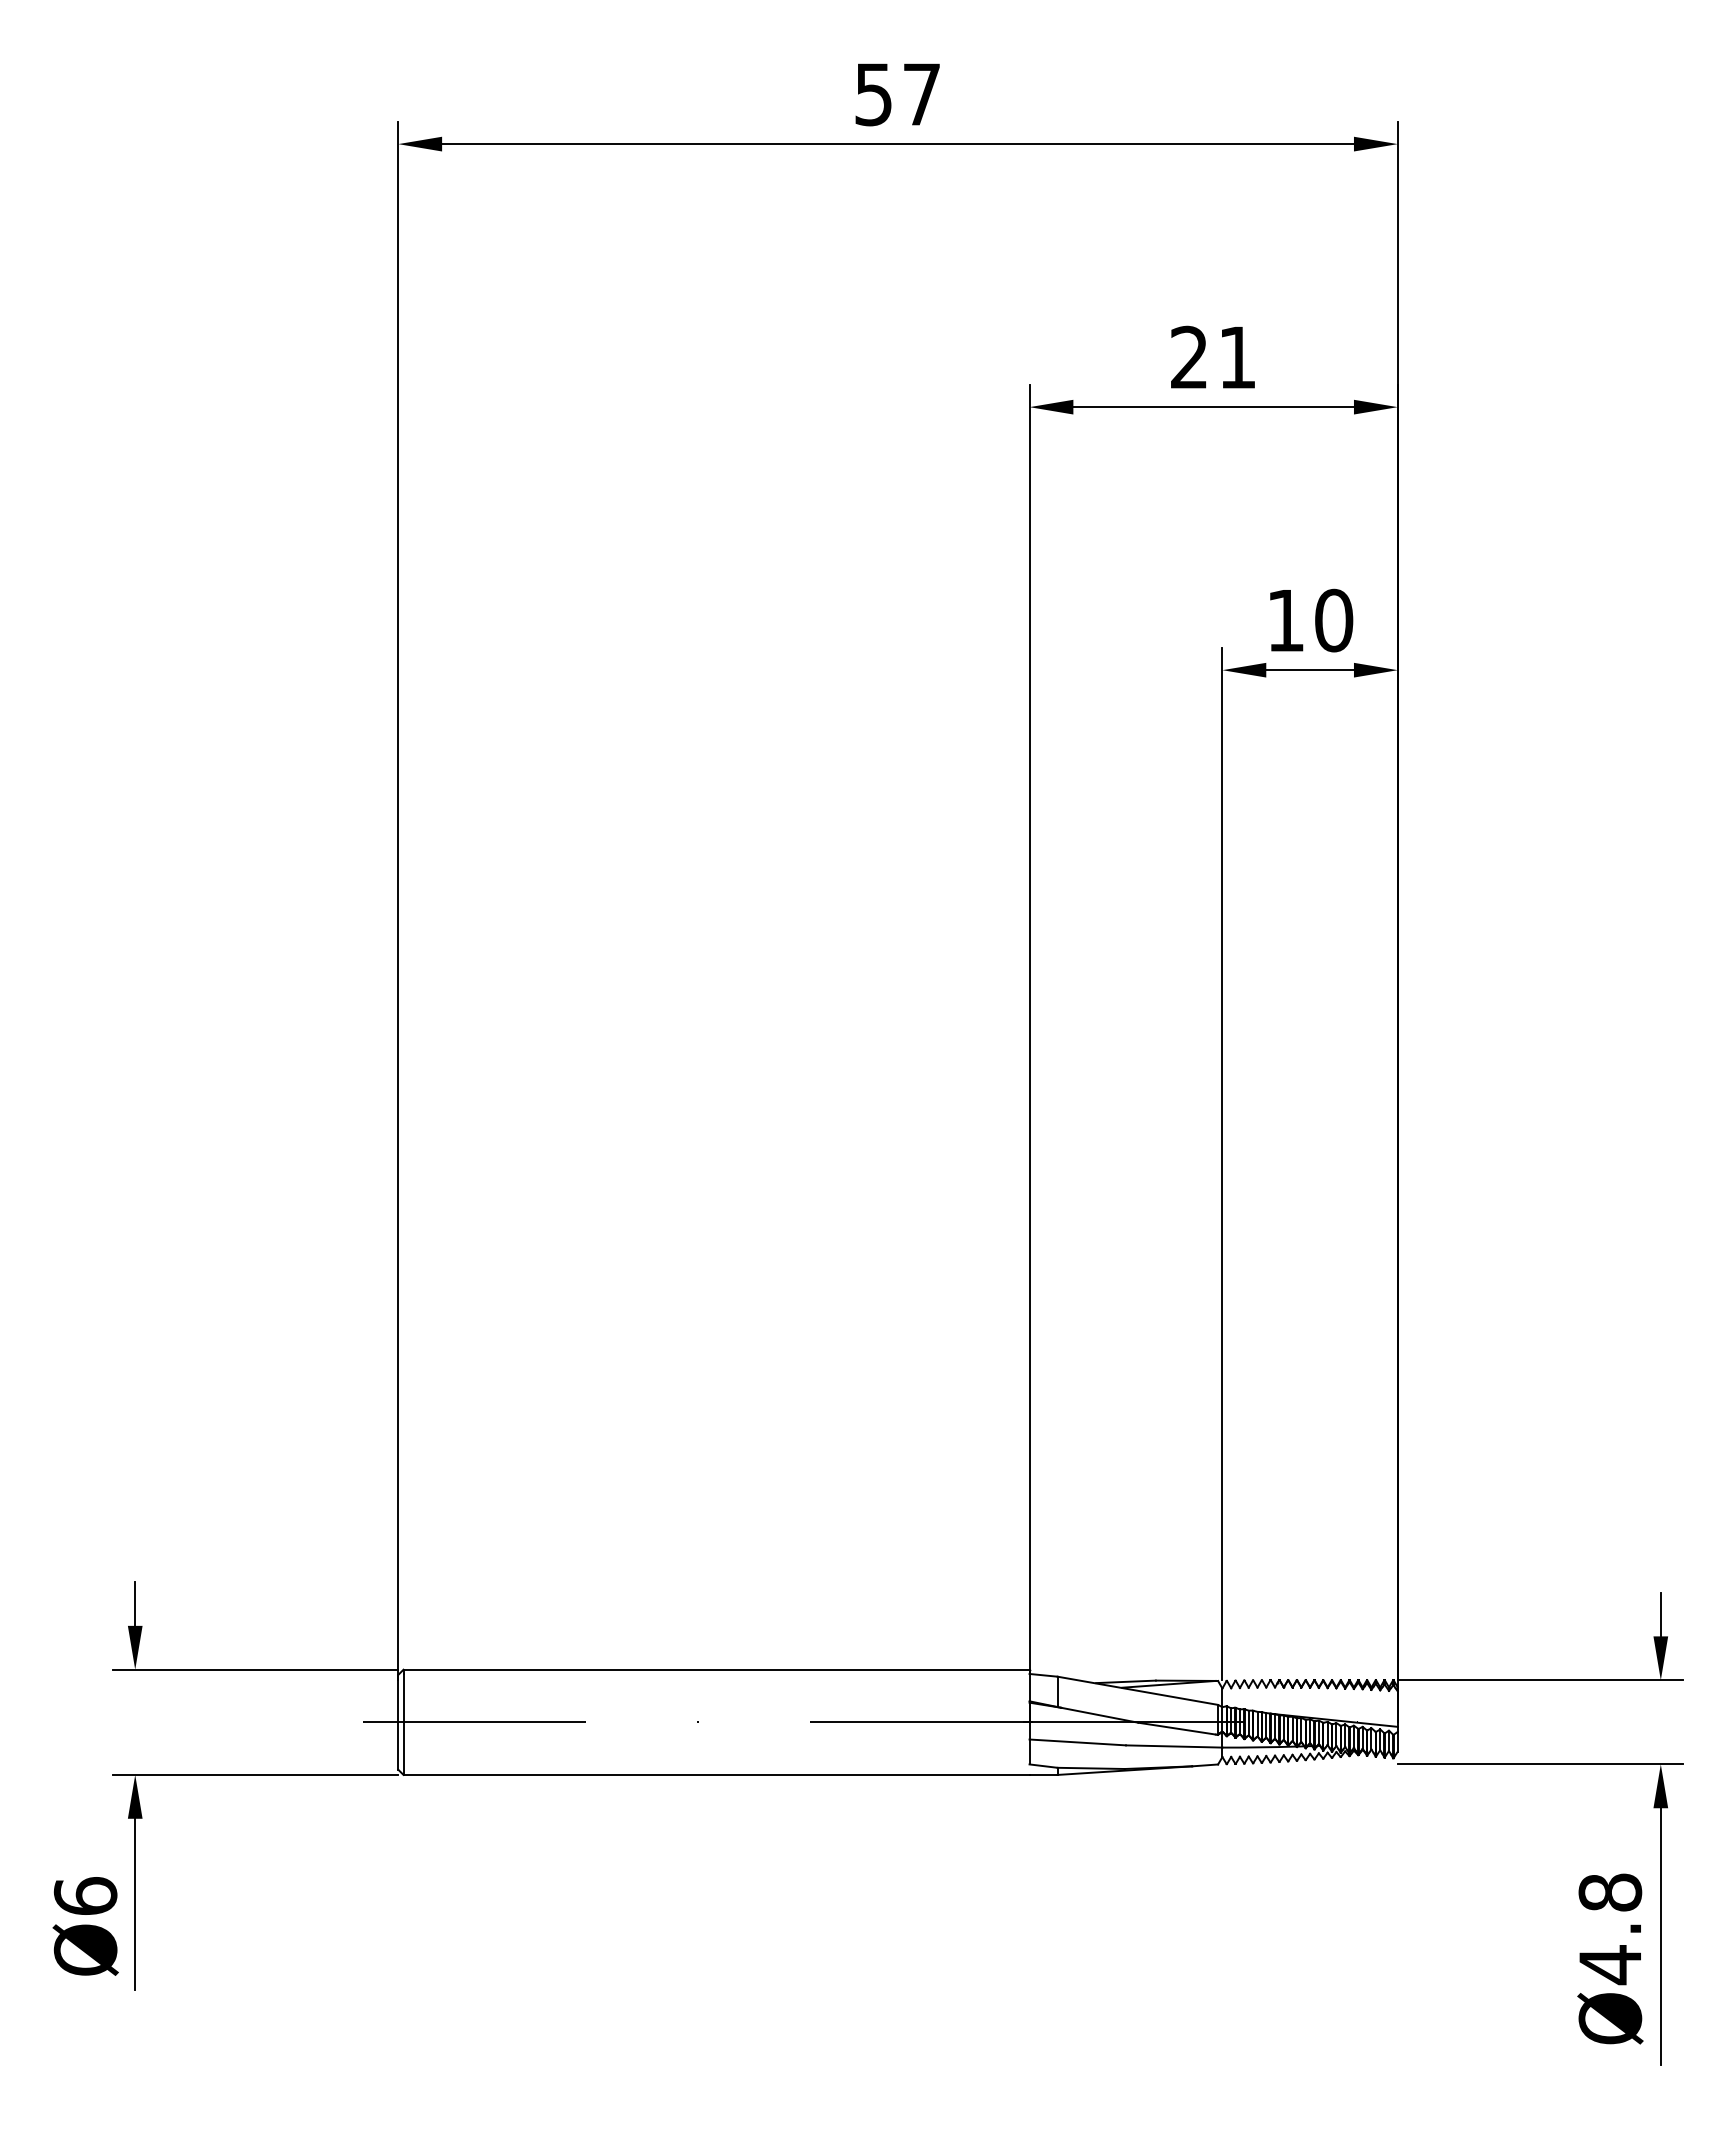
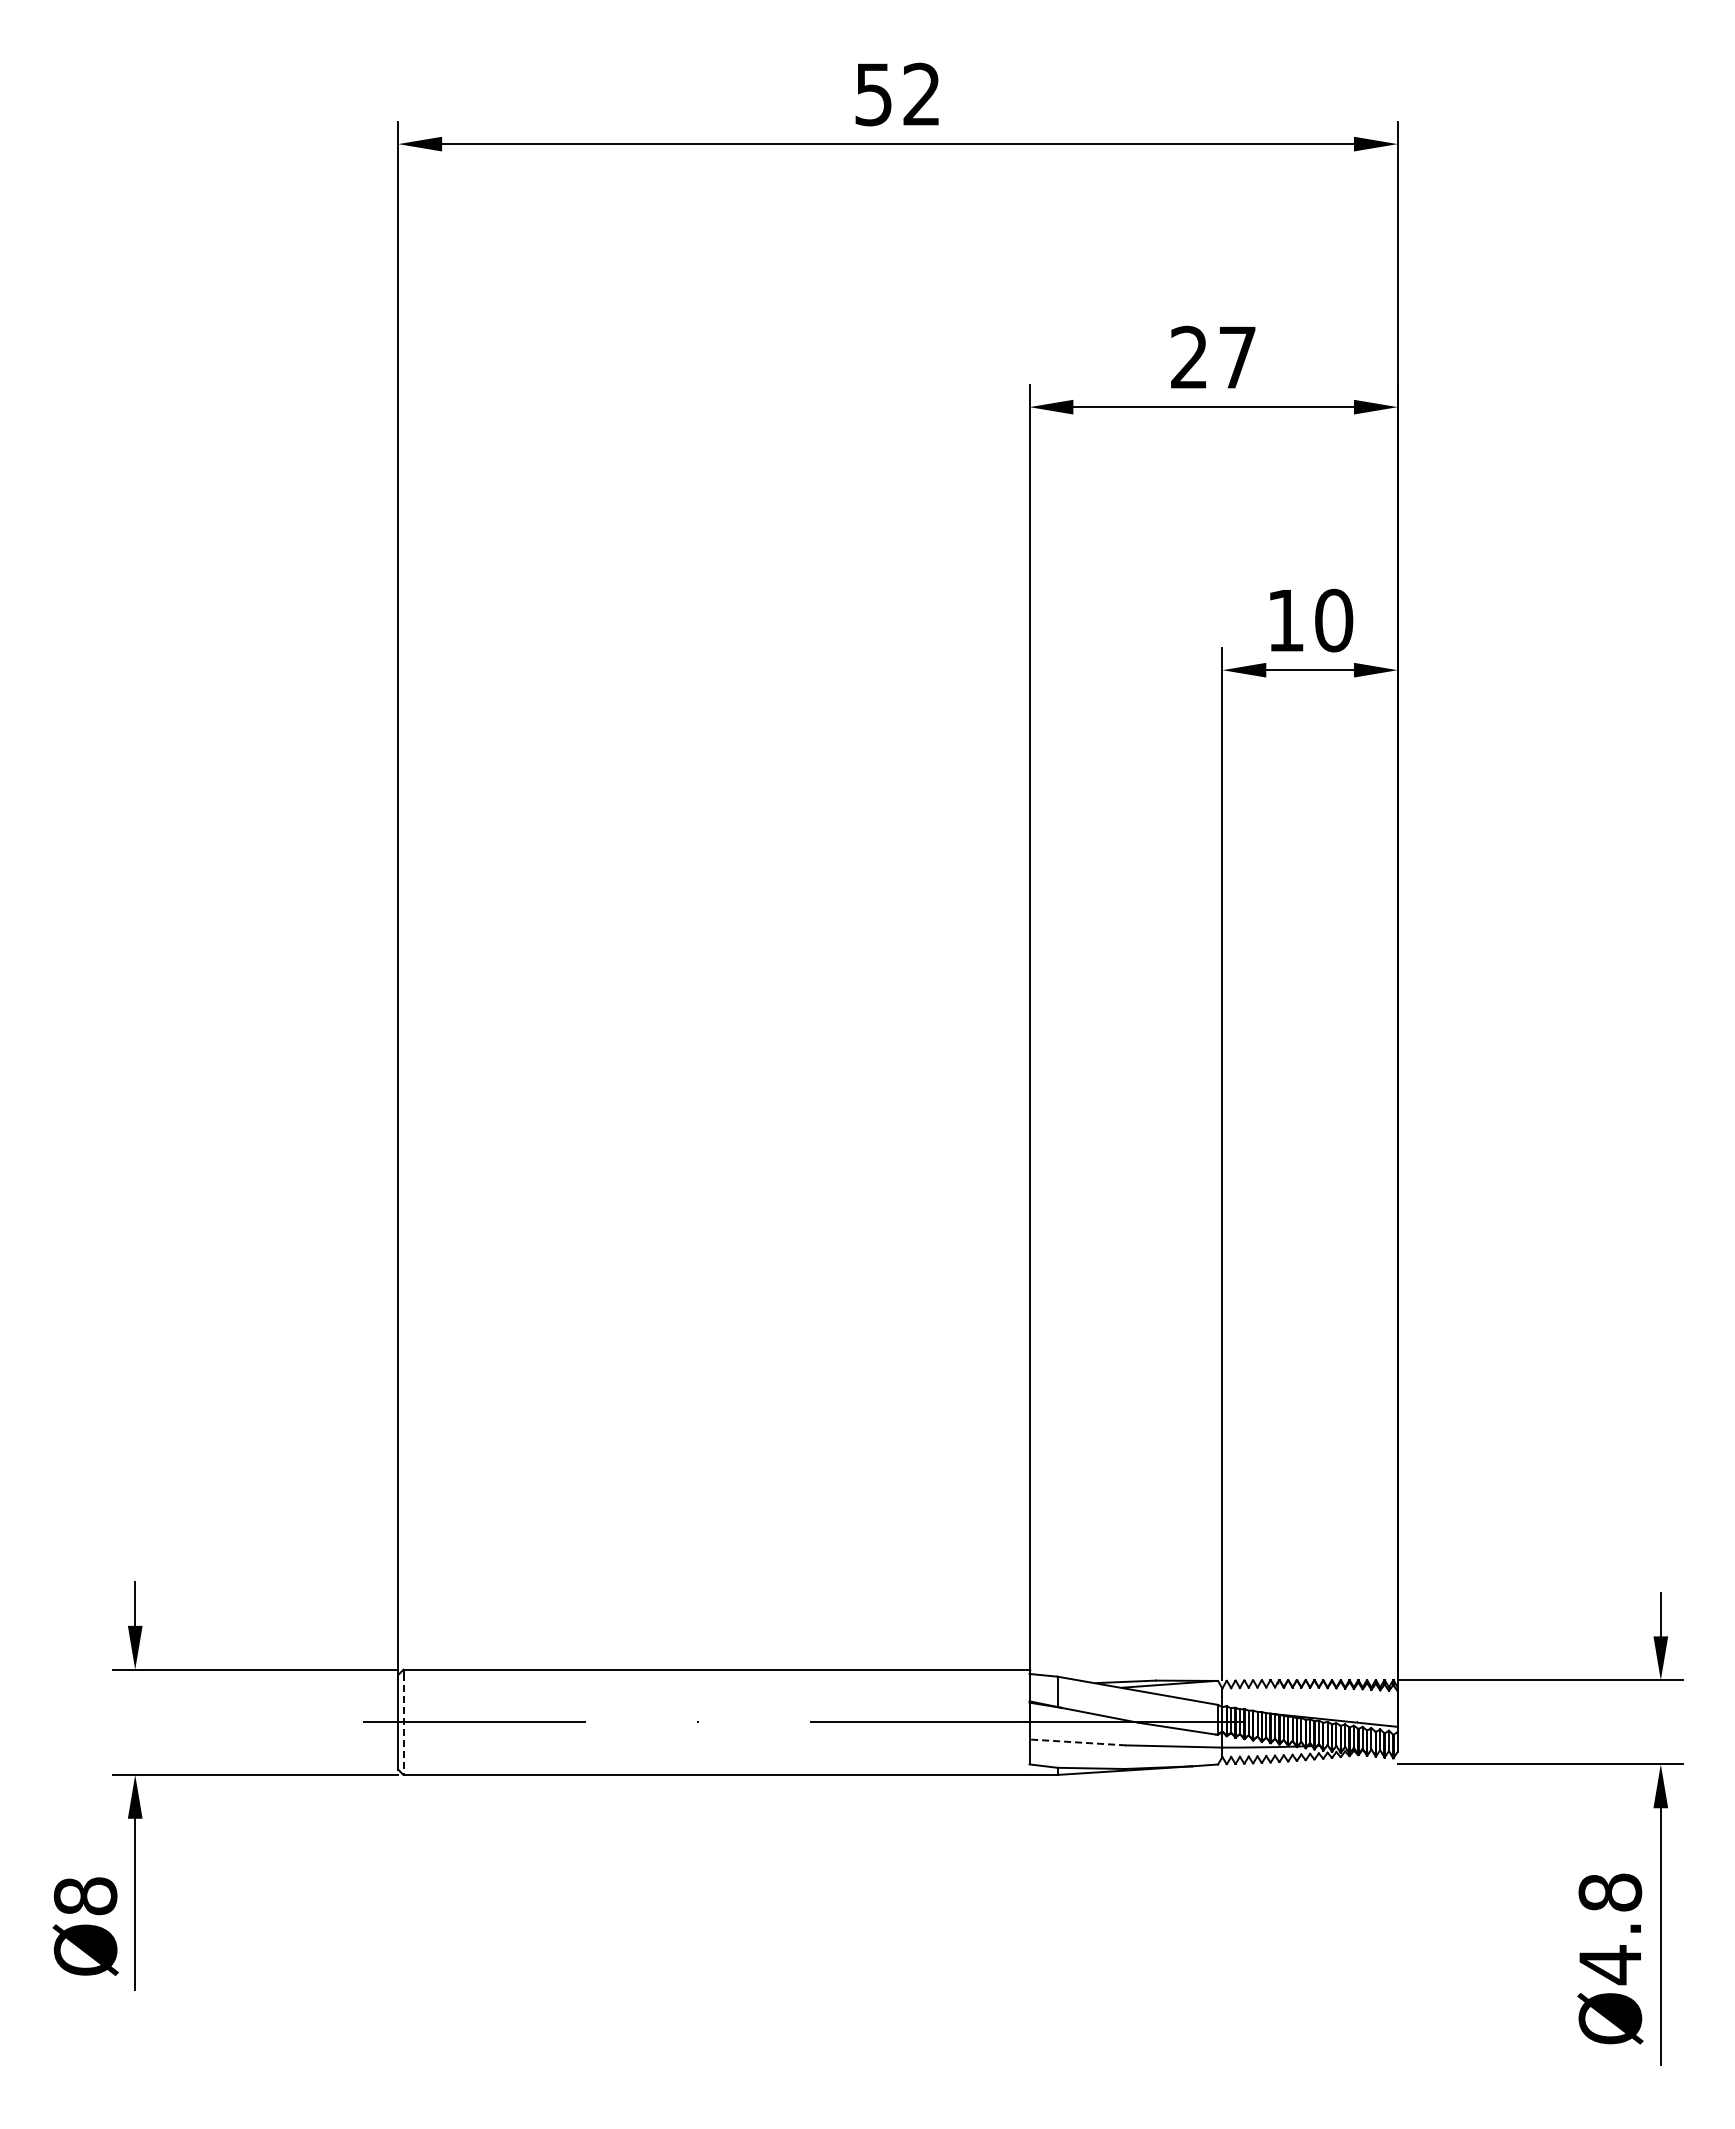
text: 57 -> 52 (921, 93)
text: 21 -> 27 (1237, 357)
line: solid -> dashed (403, 1725)
line: solid -> dashed (1077, 1742)
text: Ø6 -> Ø8 (85, 1896)
